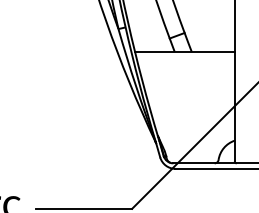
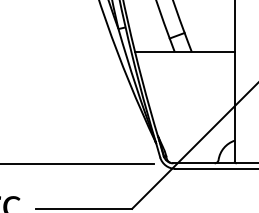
line: none -> present (78, 163)
